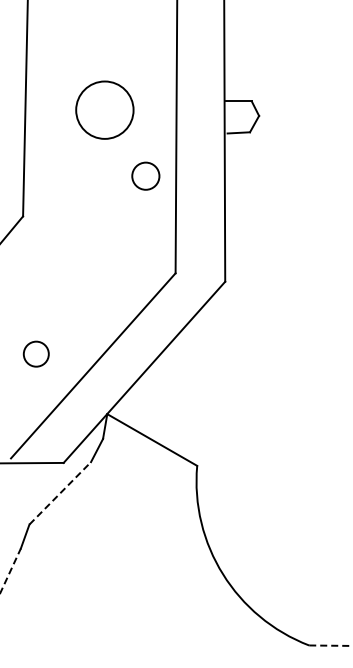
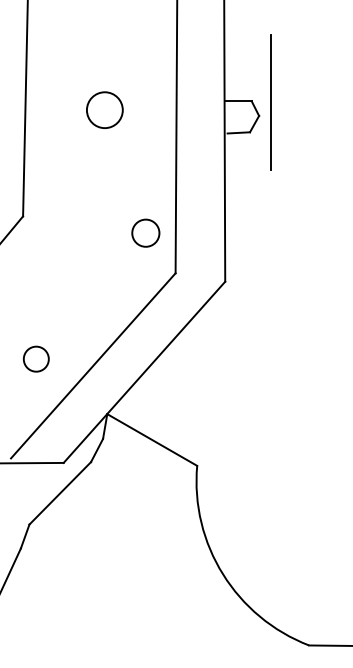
line: none -> present (271, 102)
circle diameter: 57 px -> 36 px (104, 110)
circle position: (145, 175) -> (145, 232) (145, 232)
circle position: (35, 353) -> (35, 358) (35, 358)
line: dashed -> solid (60, 493)
line: dashed -> solid (10, 570)
line: dashed -> solid (331, 645)
